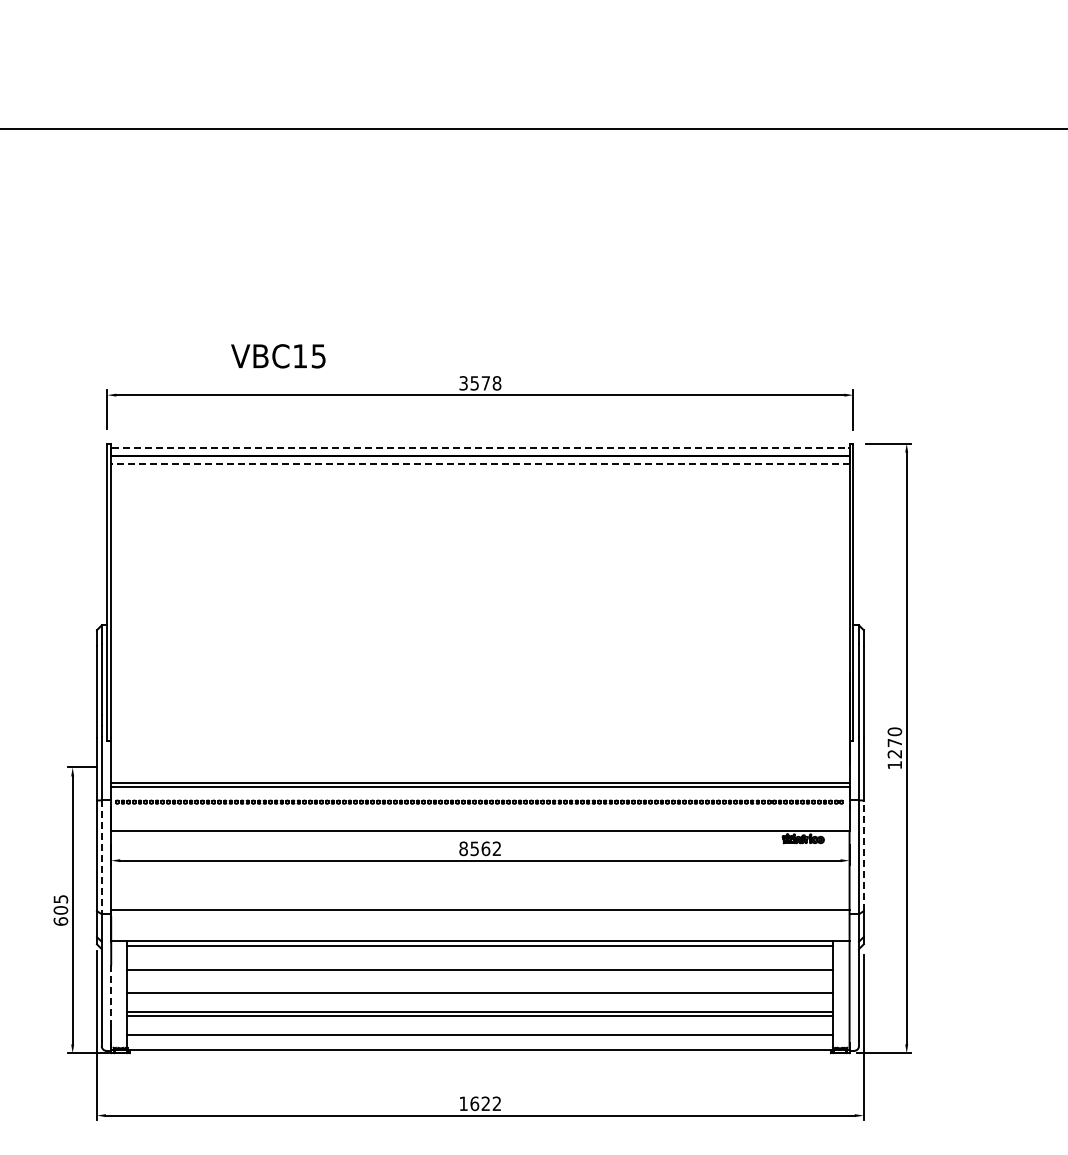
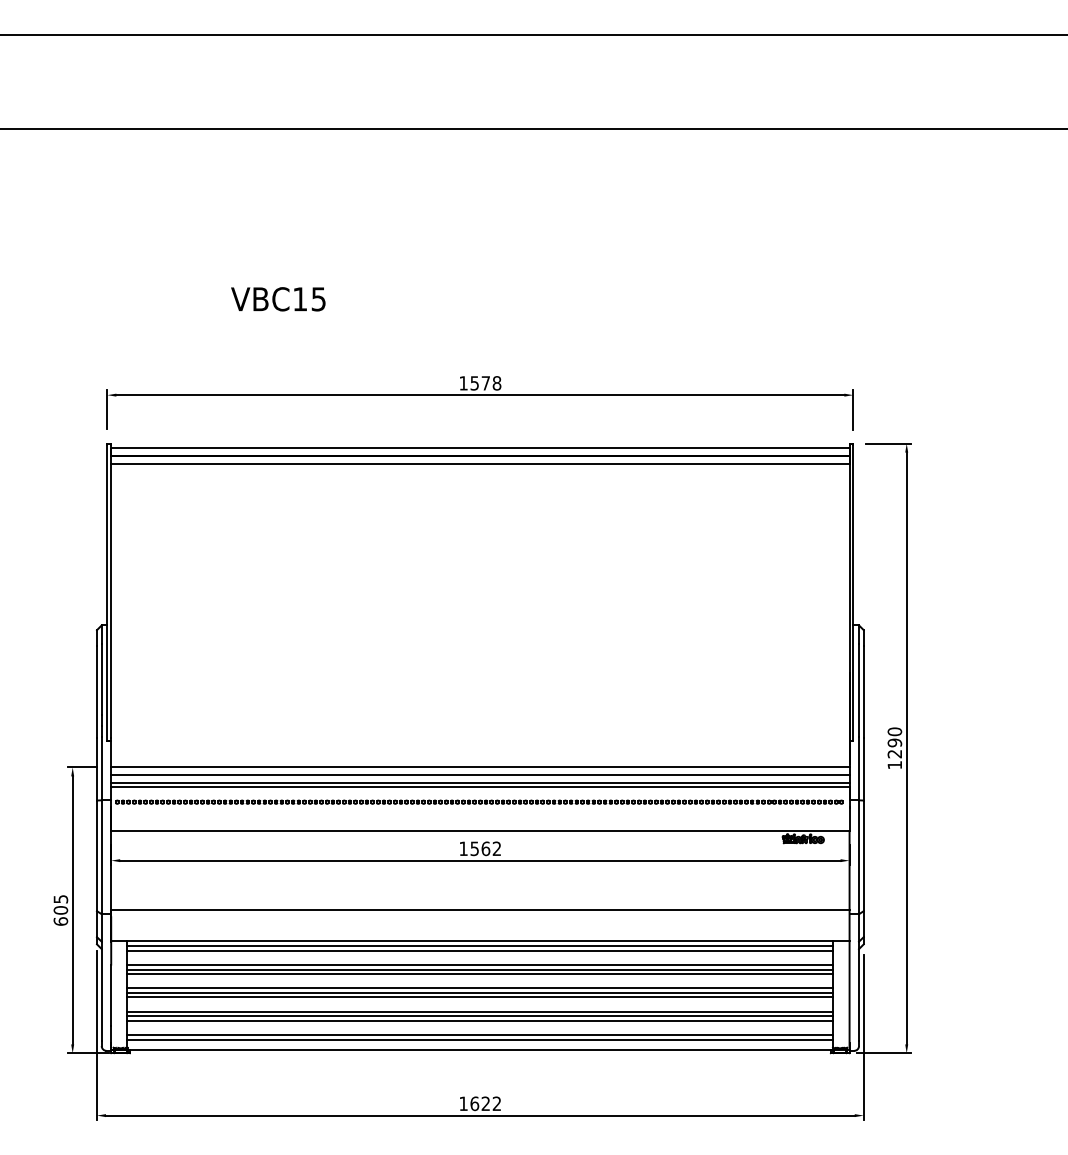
line: none -> present (533, 34)
text position: (278, 356) -> (278, 299) (278, 299)
text: 3578 -> 1578 (463, 383)
line: dashed -> solid (480, 447)
line: dashed -> solid (479, 464)
text: 1270 -> 1290 (894, 742)
line: none -> present (480, 767)
line: none -> present (480, 774)
text: 8562 -> 1562 (463, 848)
line: dashed -> solid (863, 855)
line: dashed -> solid (101, 857)
line: none -> present (480, 950)
line: none -> present (480, 965)
line: none -> present (480, 974)
line: none -> present (480, 988)
line: dashed -> solid (111, 995)
line: none -> present (480, 997)
line: none -> present (480, 1020)
line: none -> present (480, 1040)
